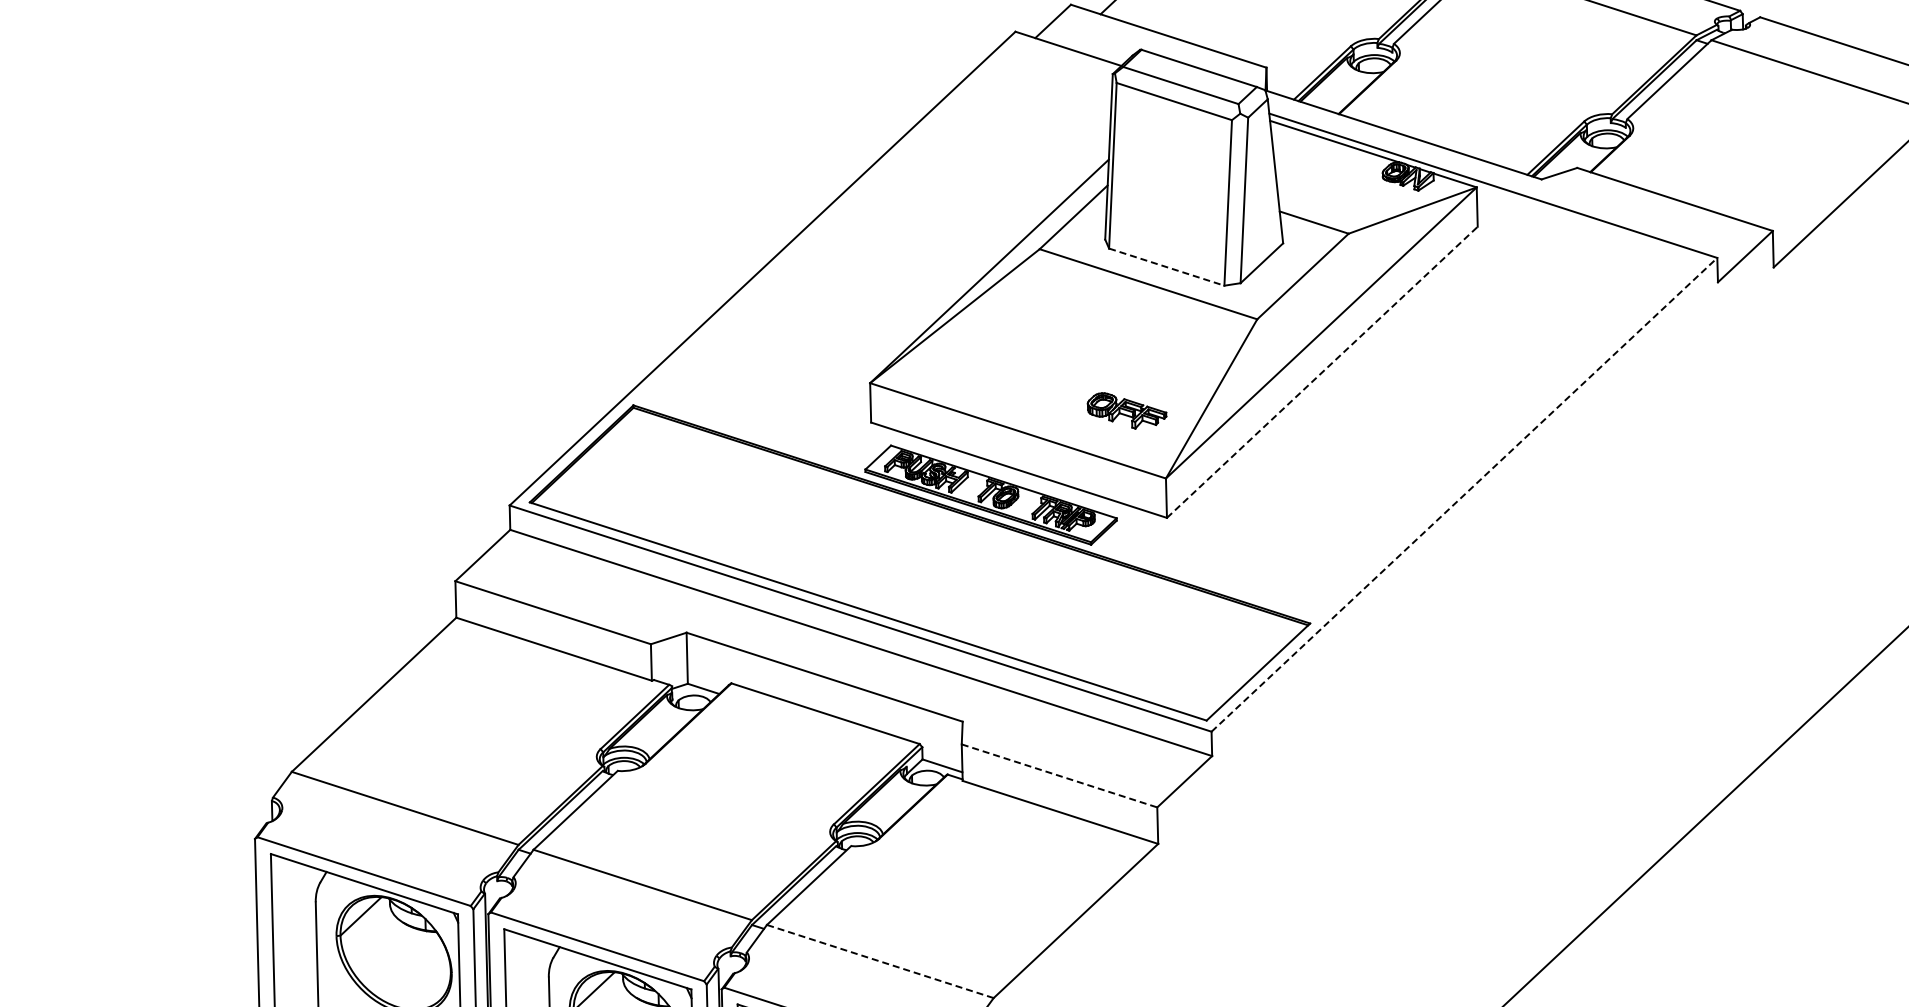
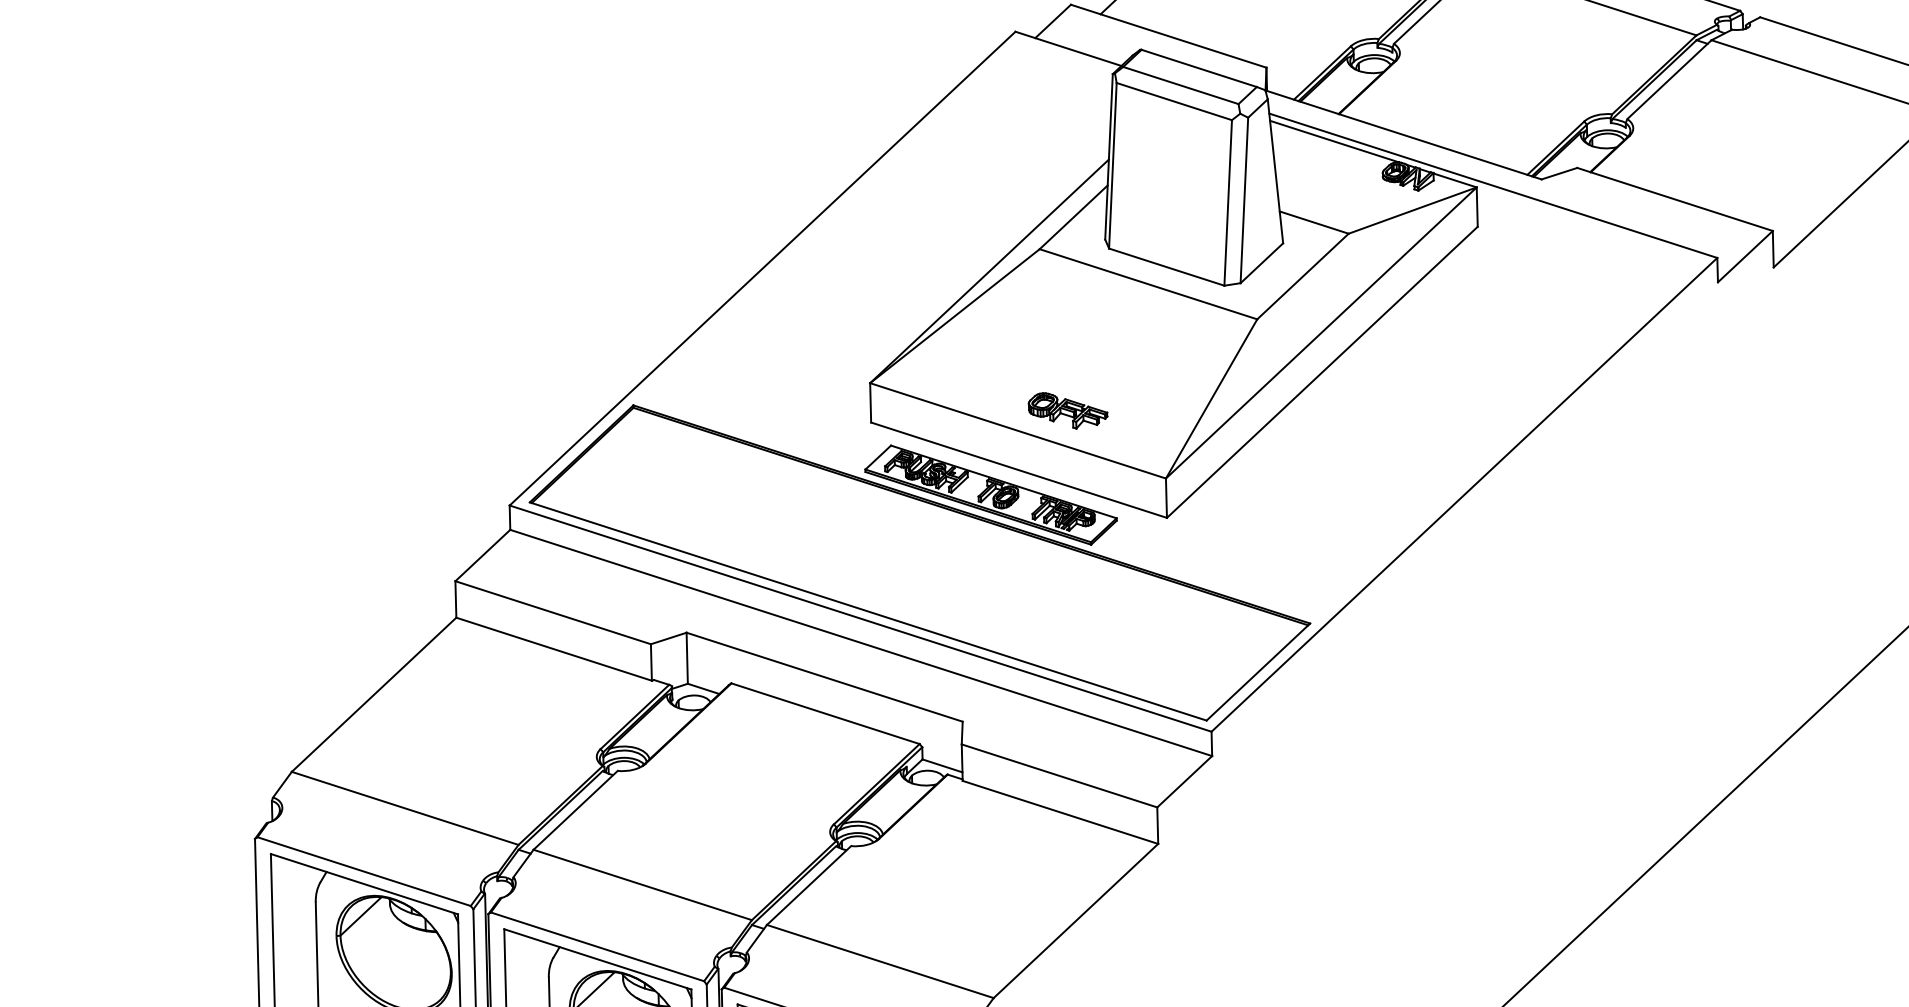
line: dashed -> solid (1166, 267)
line: dashed -> solid (1322, 372)
part position: (1126, 410) -> (1067, 410) (1067, 410)
line: dashed -> solid (1464, 494)
line: dashed -> solid (1059, 775)
line: dashed -> solid (879, 961)
